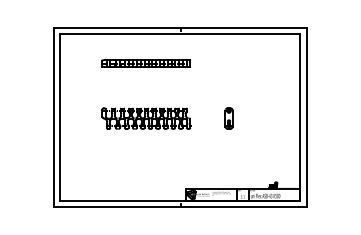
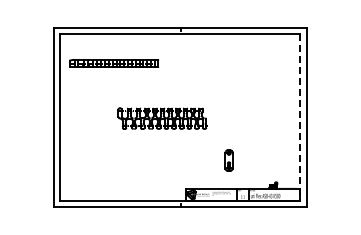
part position: (146, 63) -> (114, 63) (114, 63)
line: solid -> dashed (299, 117)
part position: (146, 118) -> (162, 118) (162, 118)
part position: (228, 118) -> (228, 160) (228, 160)
